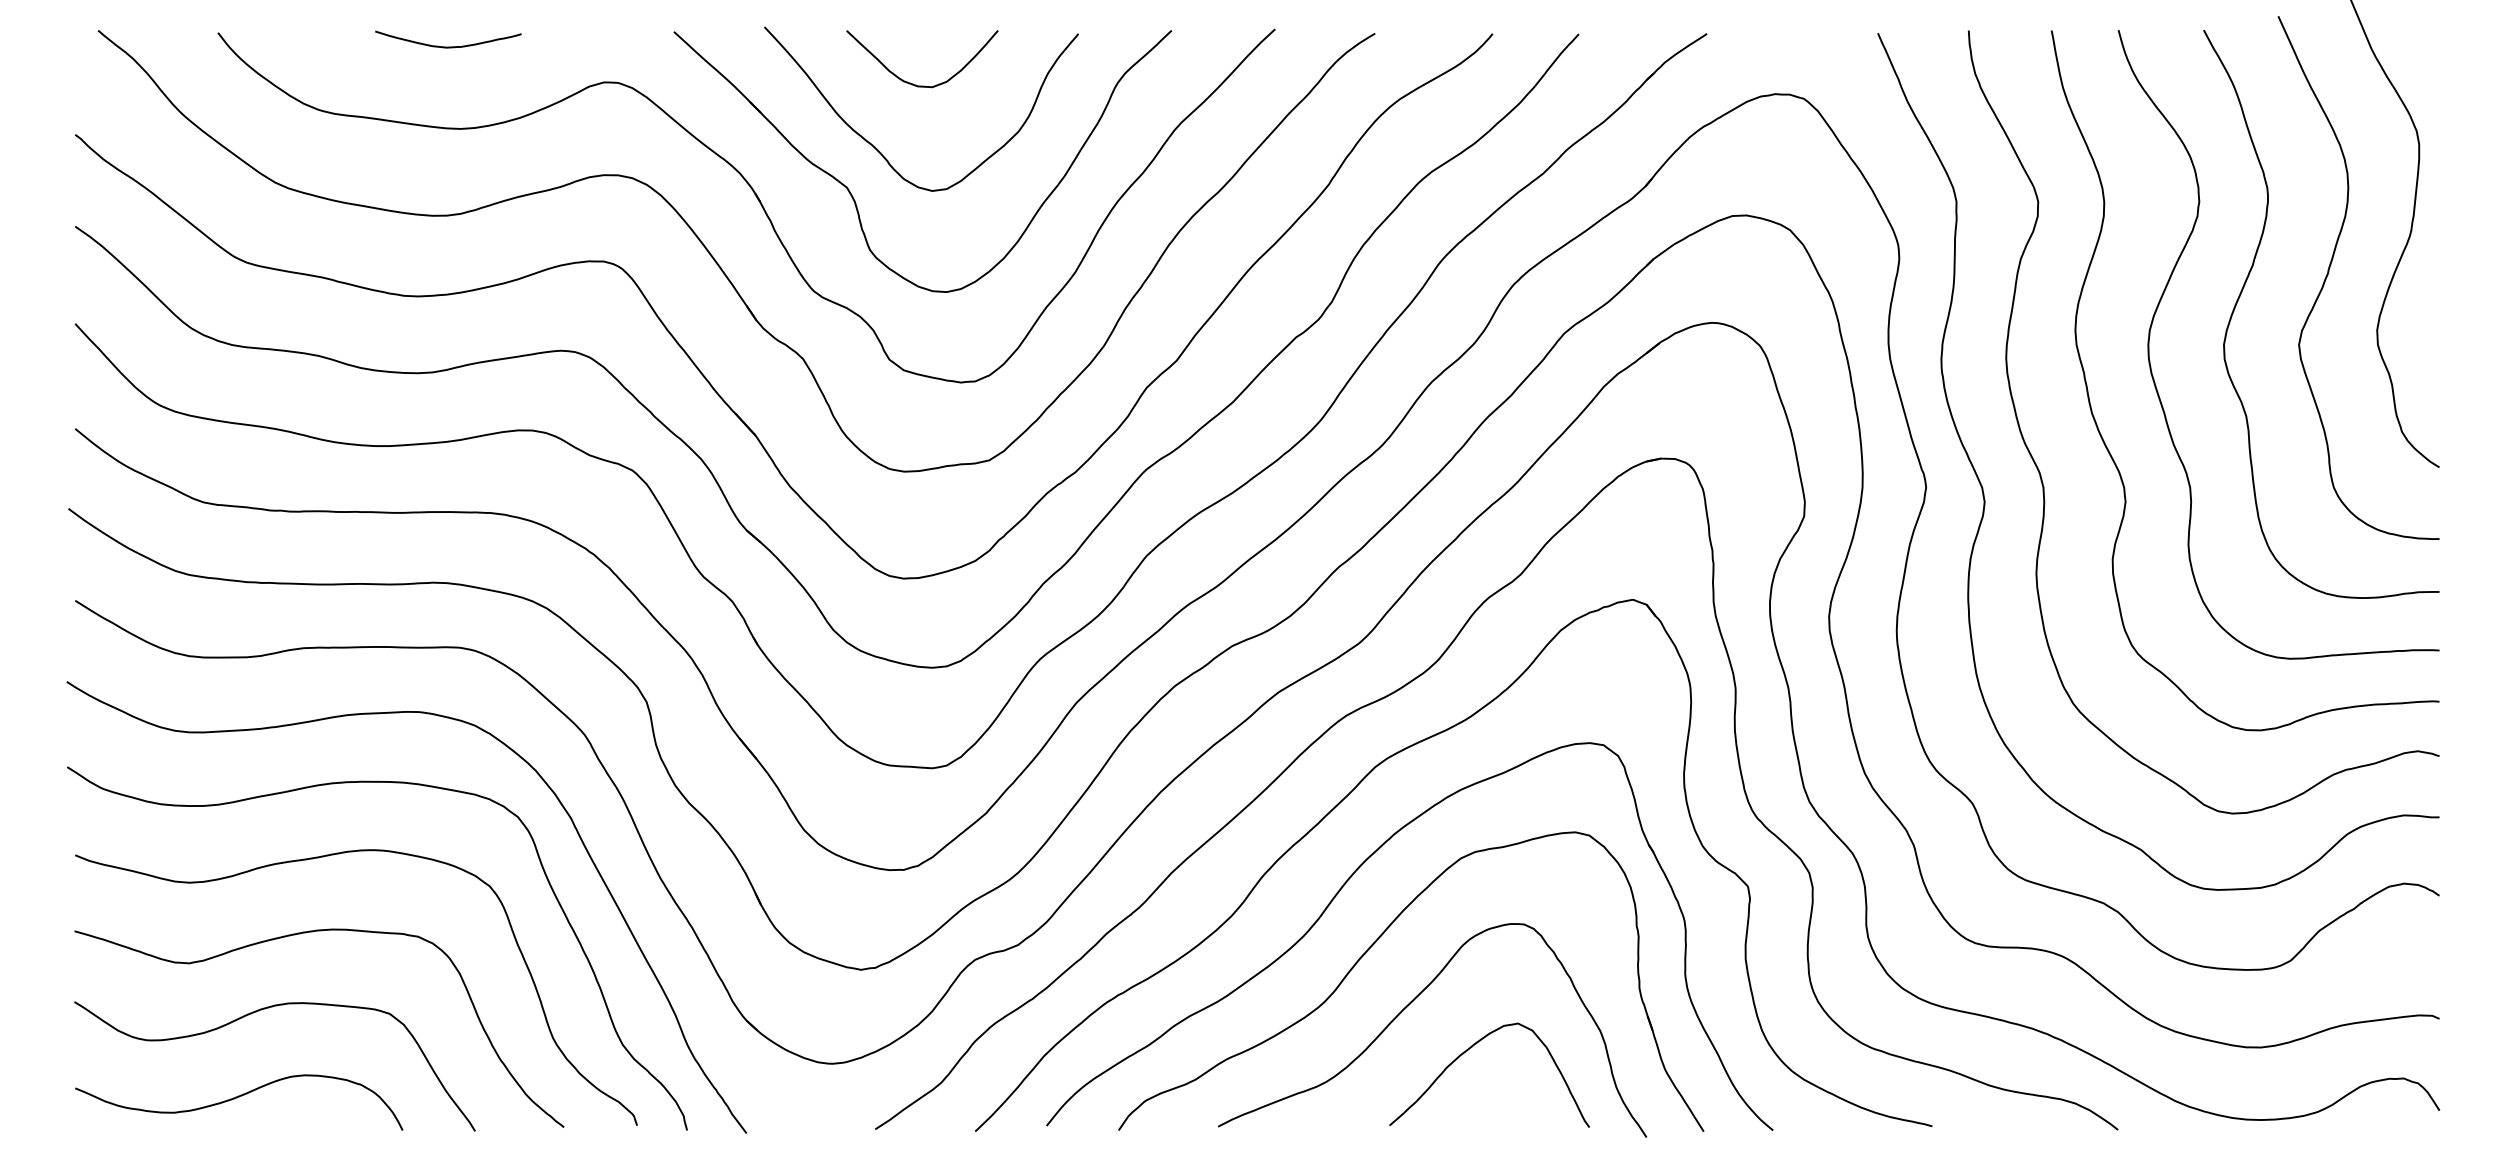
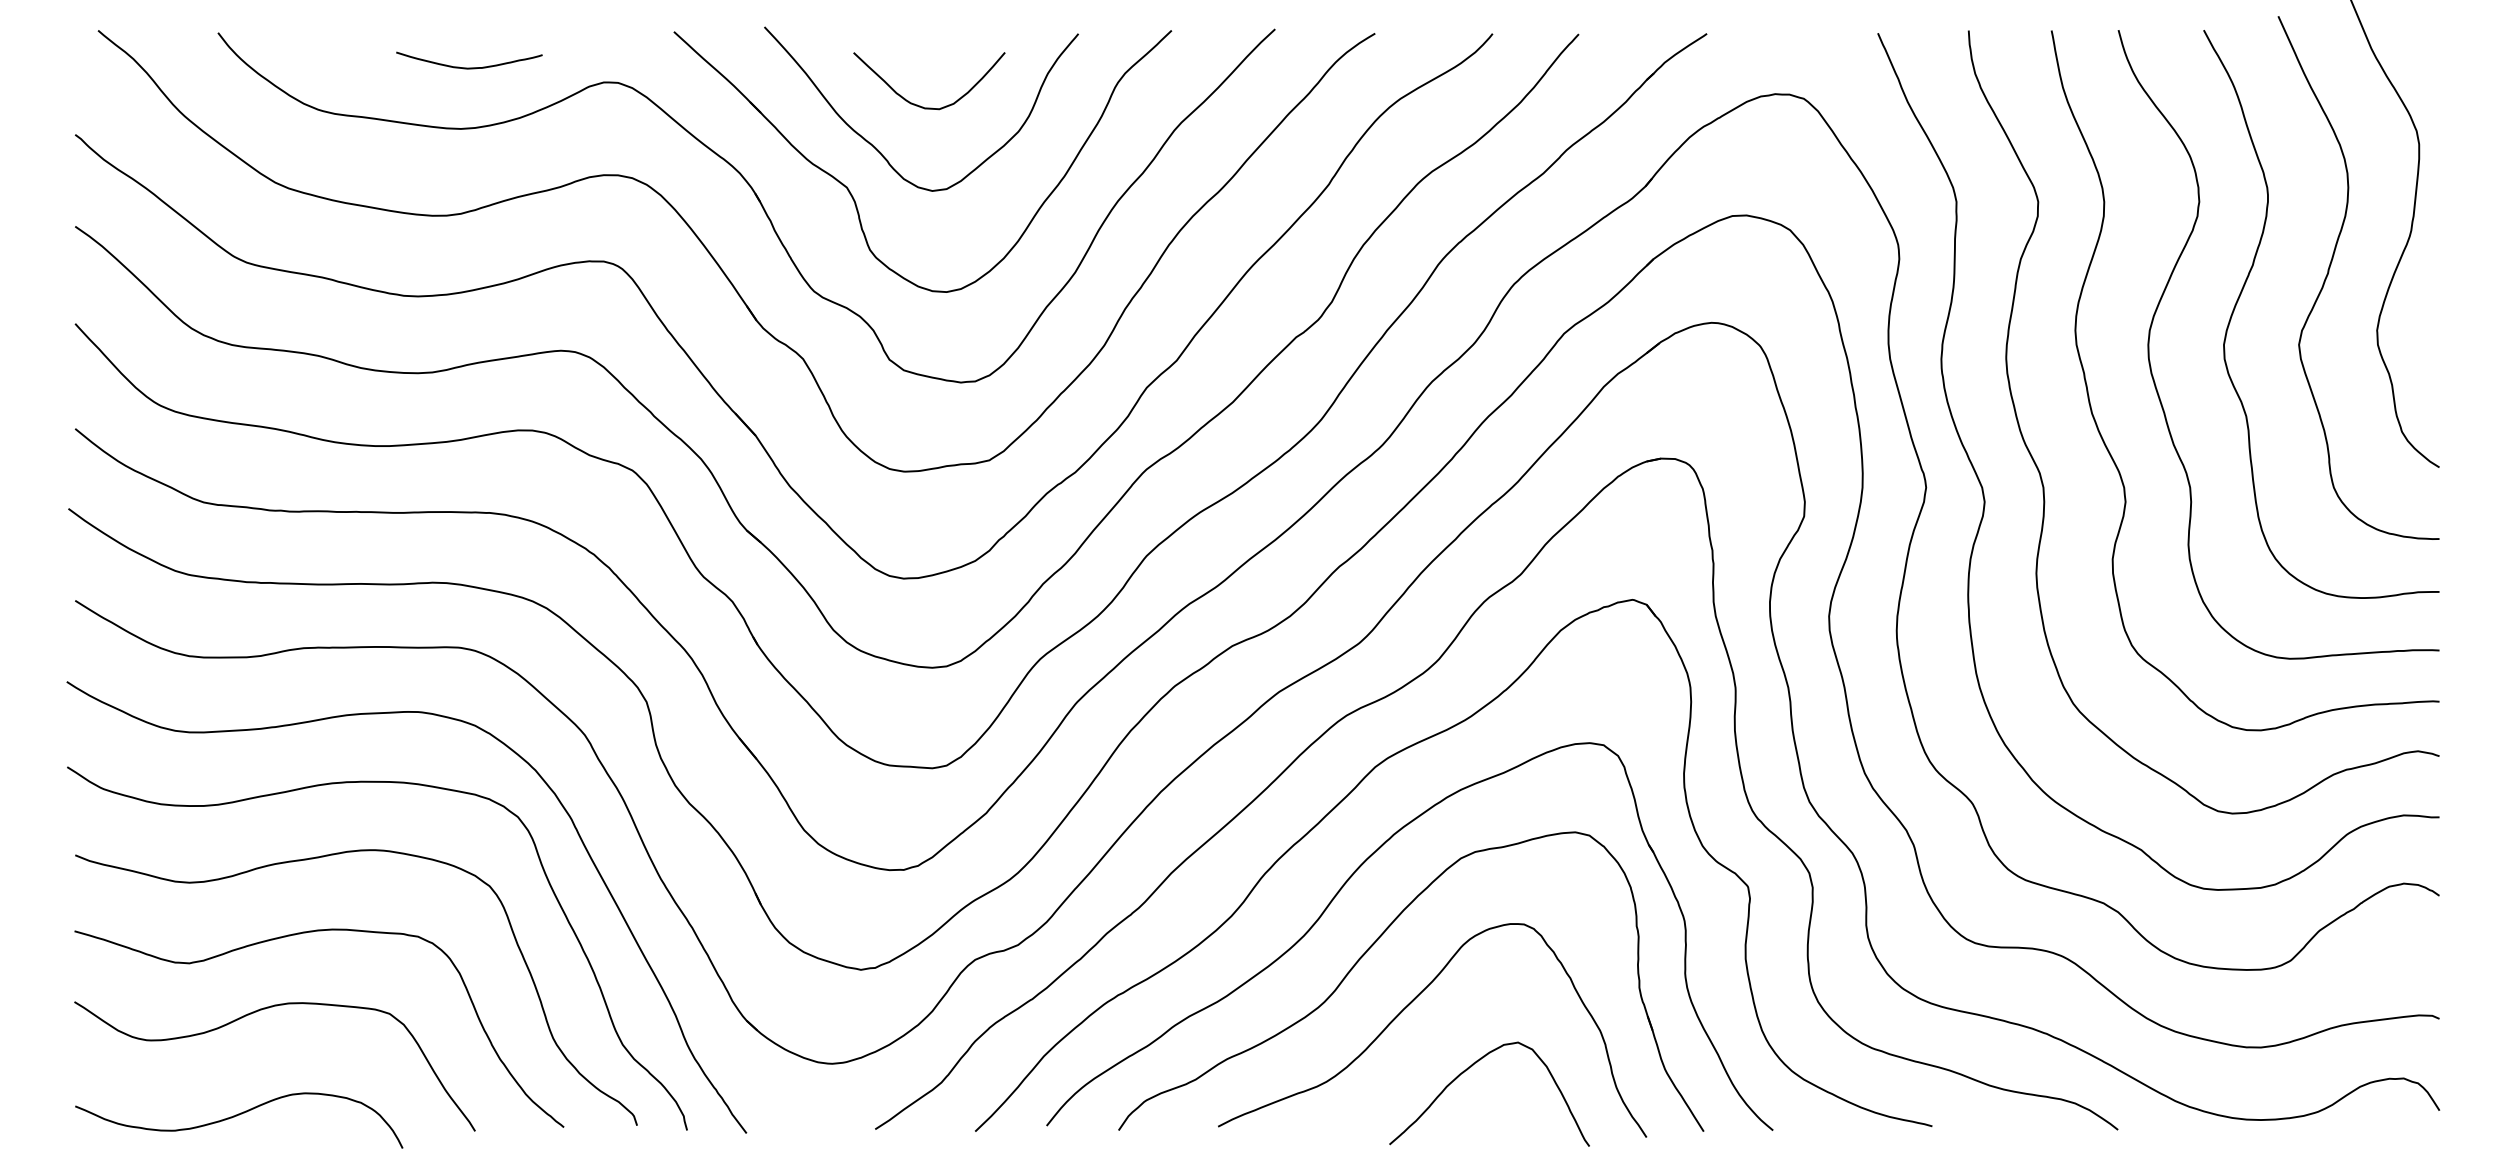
curve position: (448, 46) -> (469, 67) (469, 67)
curve position: (913, 83) -> (920, 105) (920, 105)
curve position: (1467, 1051) -> (1467, 1070) (1467, 1070)
curve position: (237, 1098) -> (237, 1116) (237, 1116)
